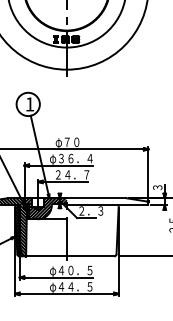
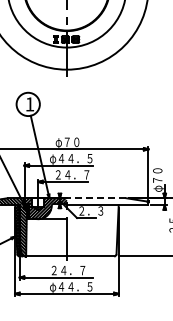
text: φ３６．４ -> φ４４．５ (75, 158)
text: ３ -> φ７０ (158, 179)
line: solid -> dashed (96, 198)
text: φ４０．５ -> ２４．７ (71, 270)
